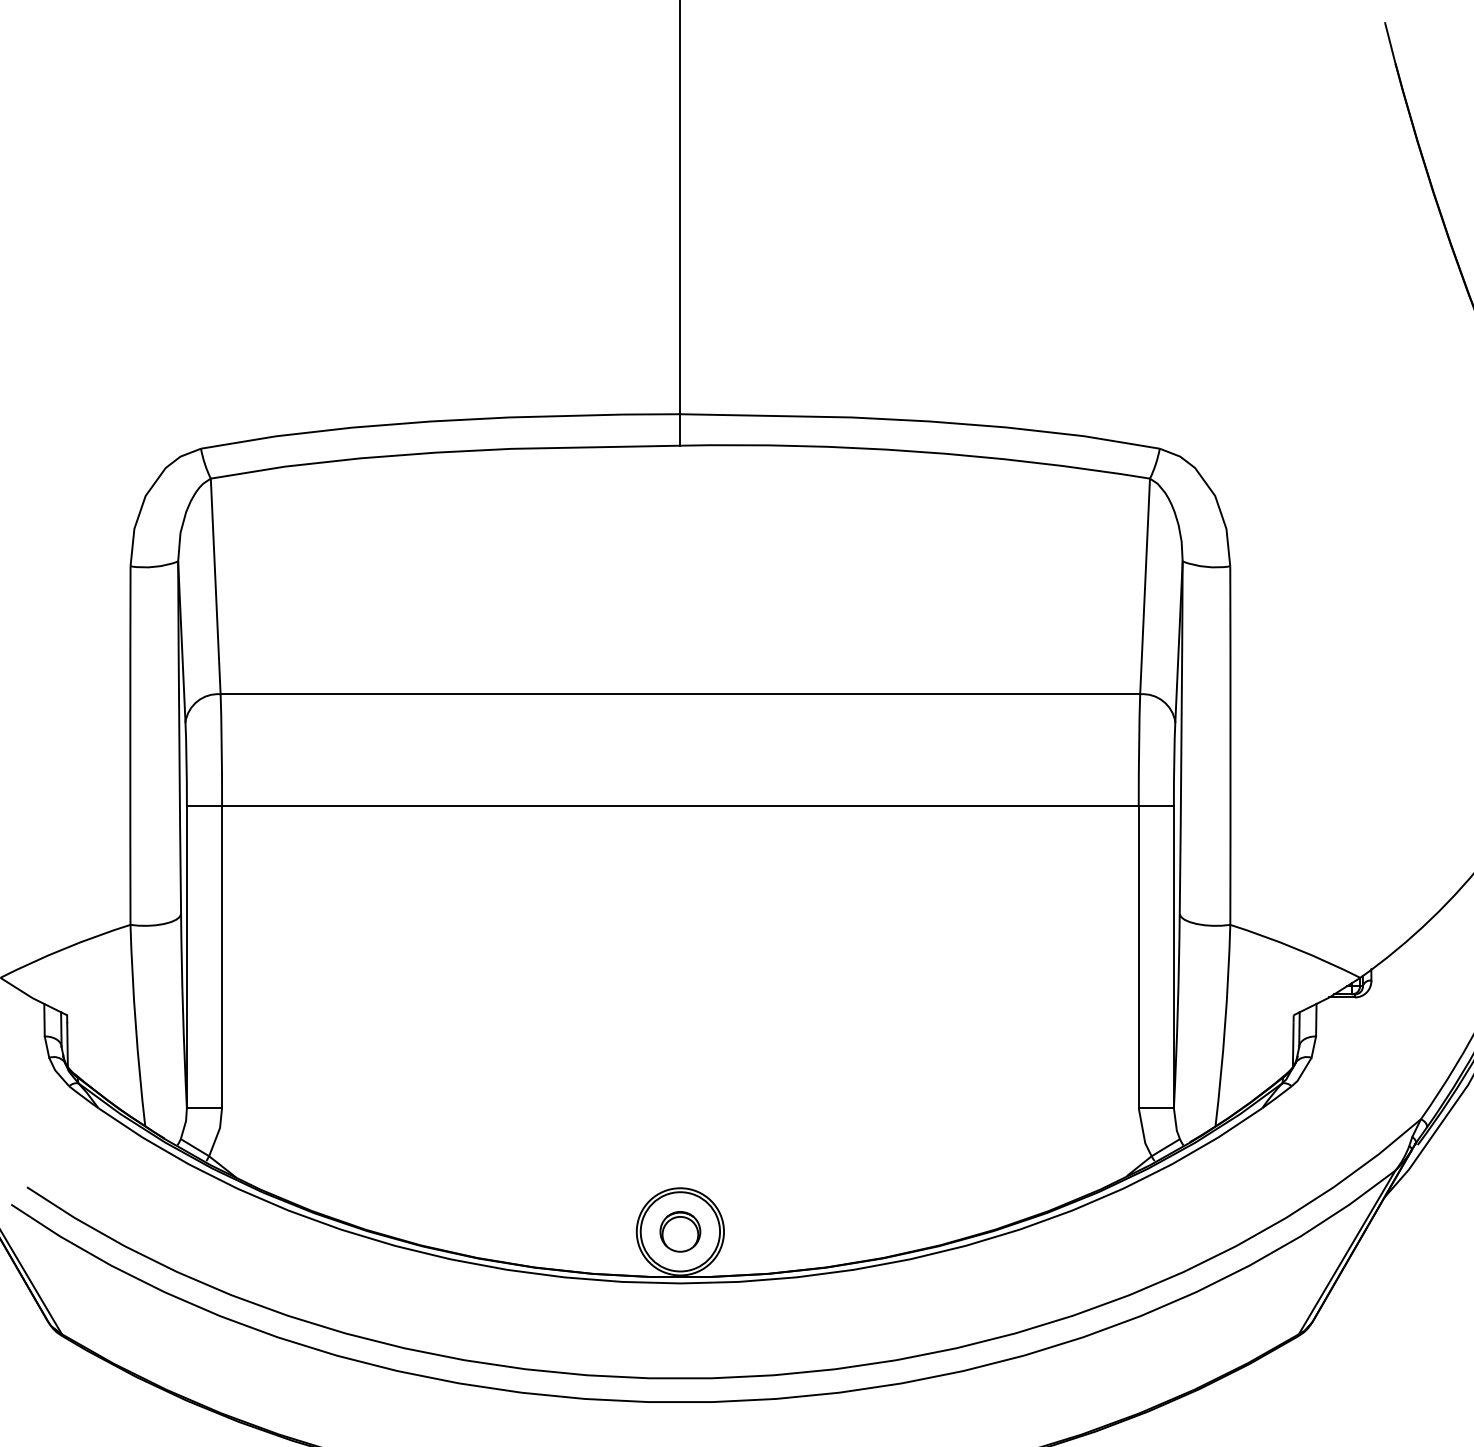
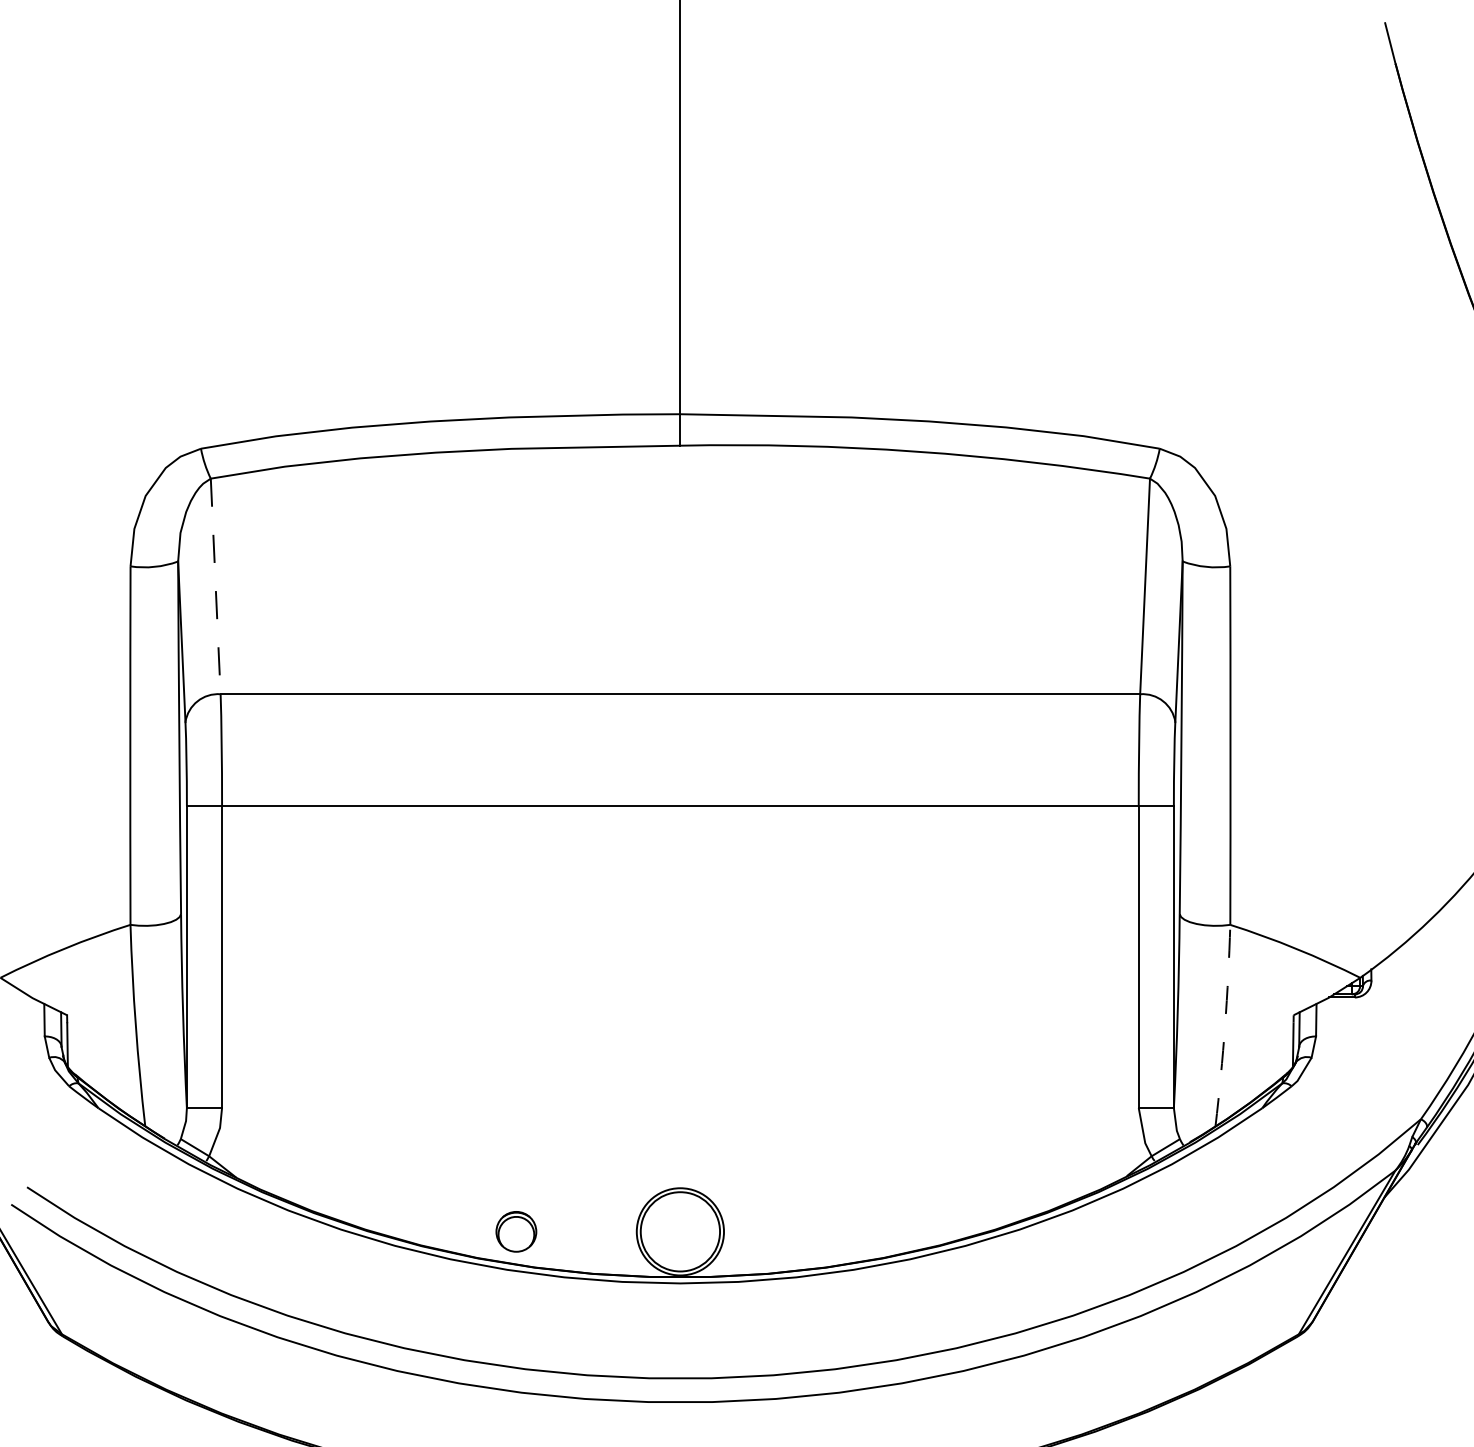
line: solid -> dashed (215, 586)
arc: solid -> dashed (1225, 1025)
part position: (680, 1231) -> (516, 1231) (516, 1231)
